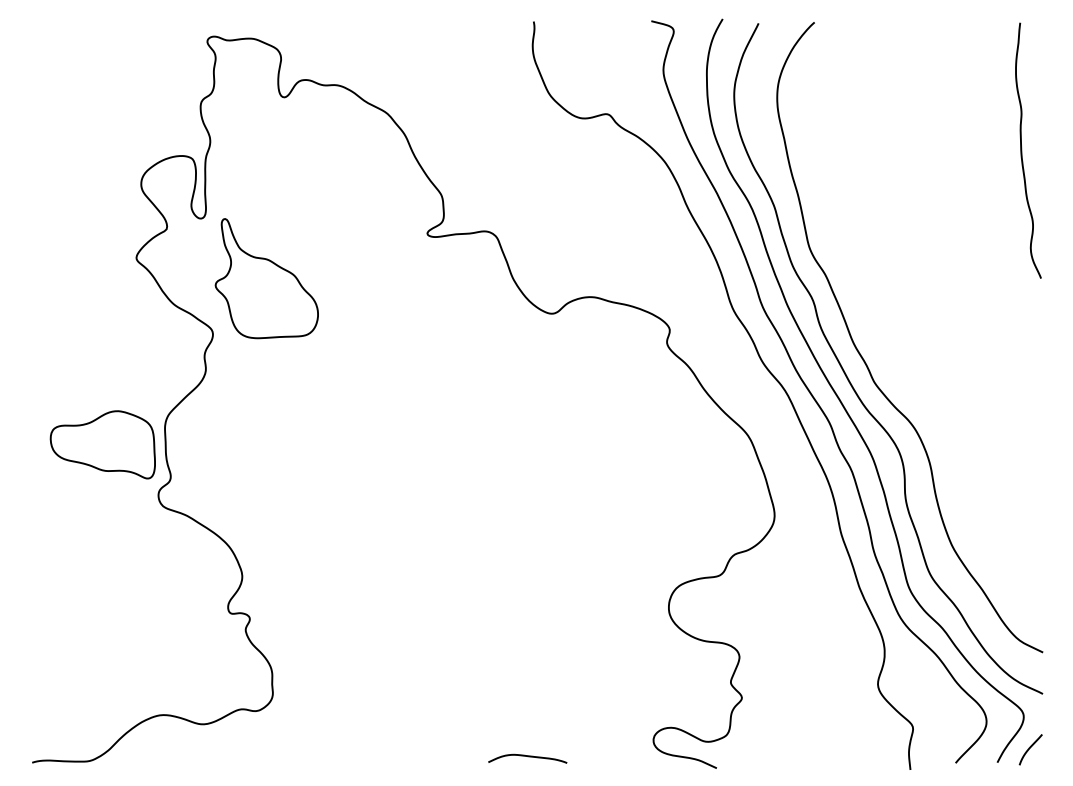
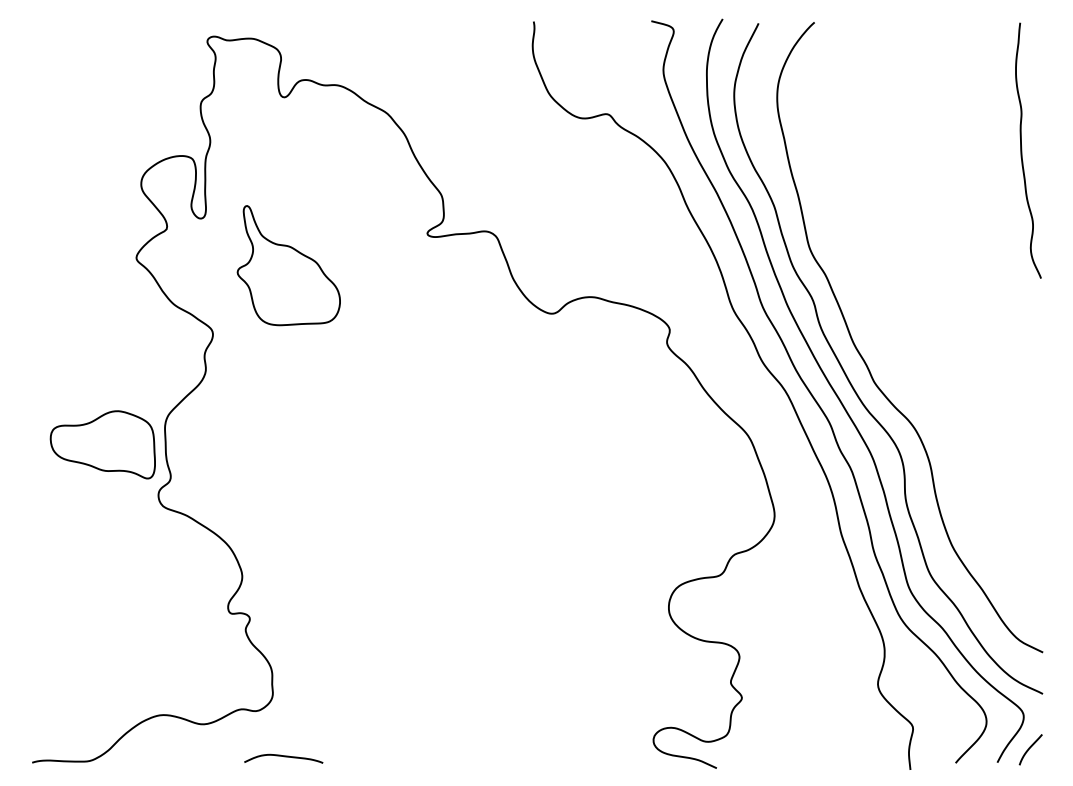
part position: (266, 278) -> (288, 265) (288, 265)
curve position: (528, 757) -> (284, 757) (284, 757)
